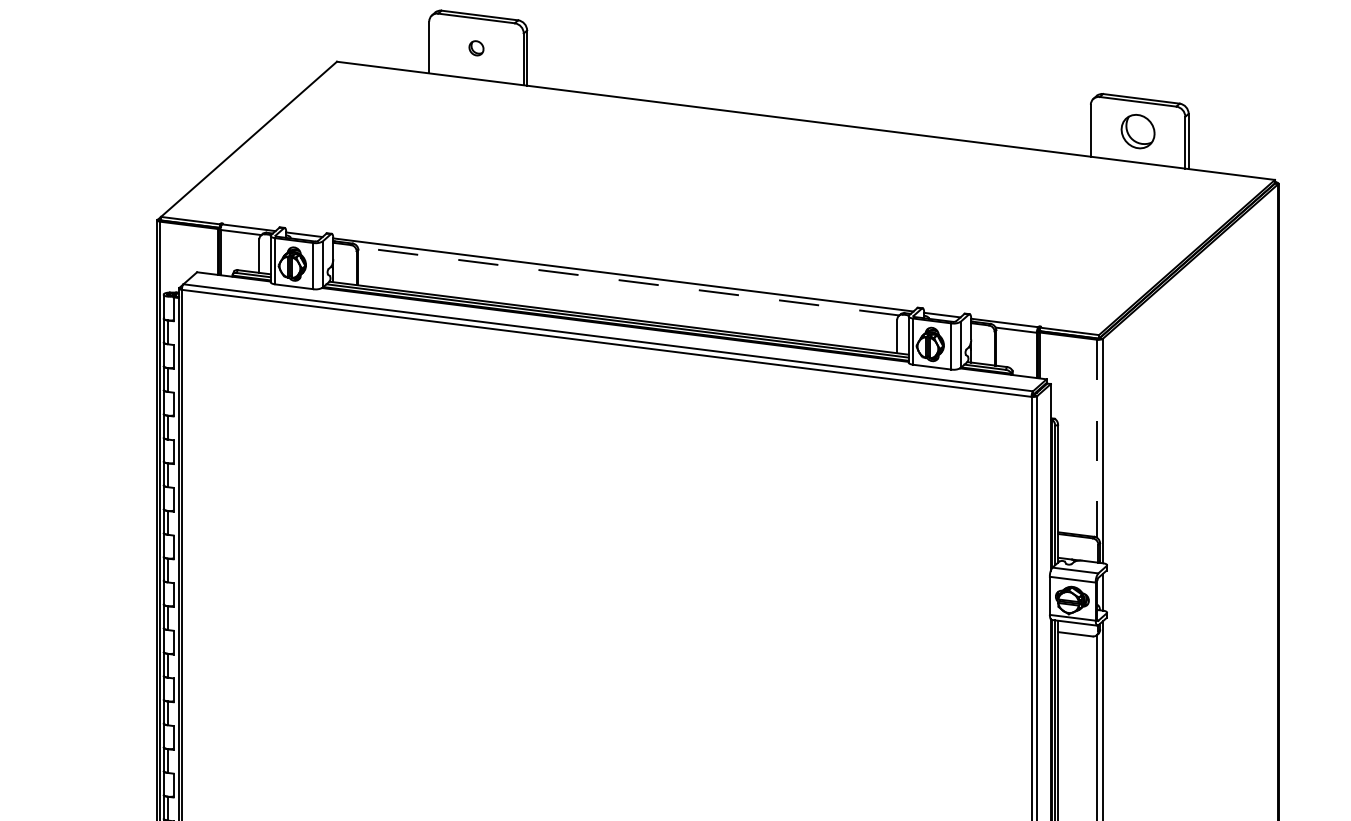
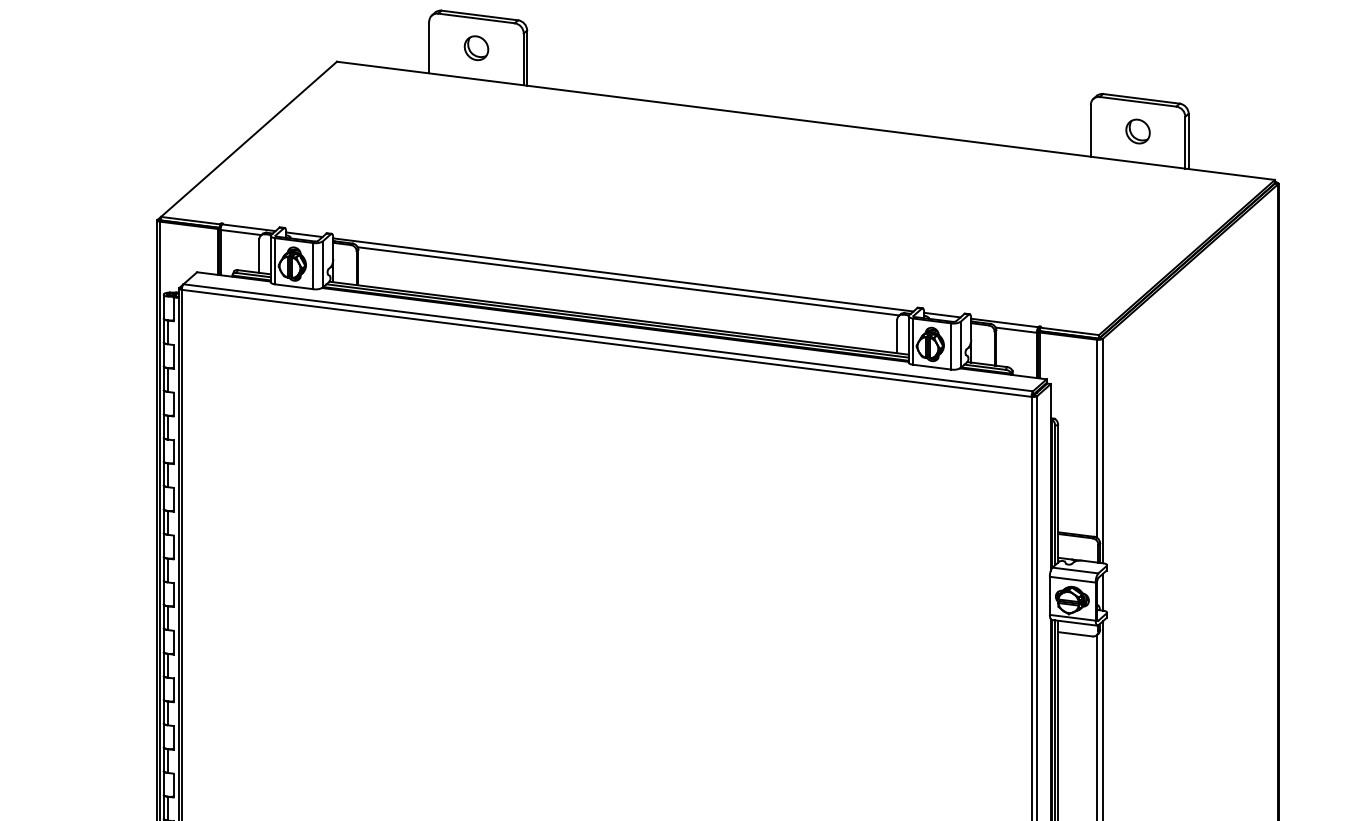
part size: 17x17 px -> 27x27 px (476, 48)
part size: 36x36 px -> 26x27 px (1137, 131)
line: dashed -> solid (628, 281)
line: dashed -> solid (1097, 439)
